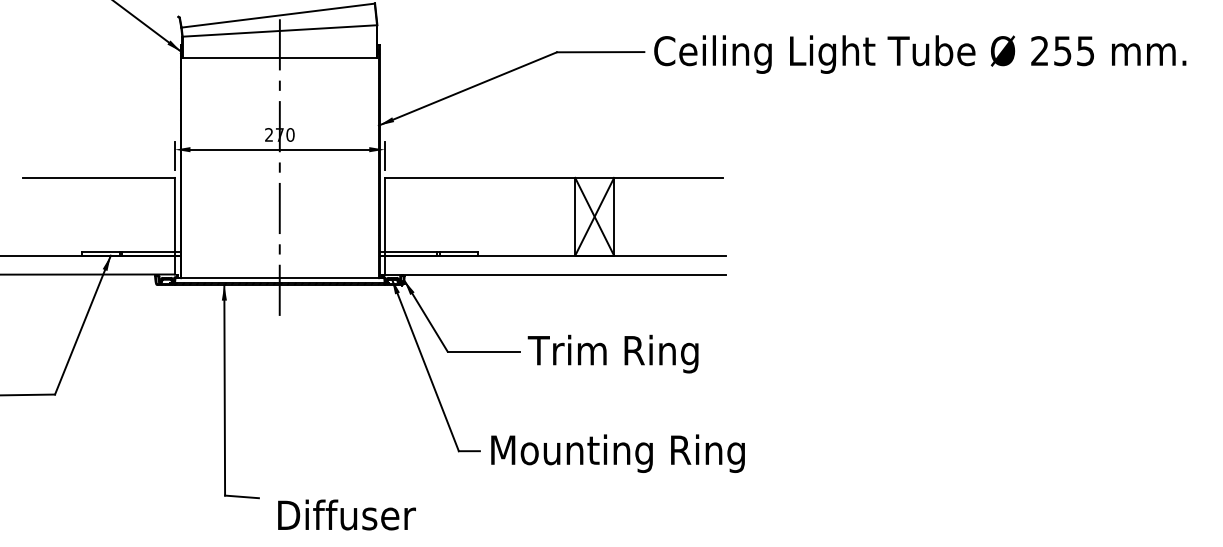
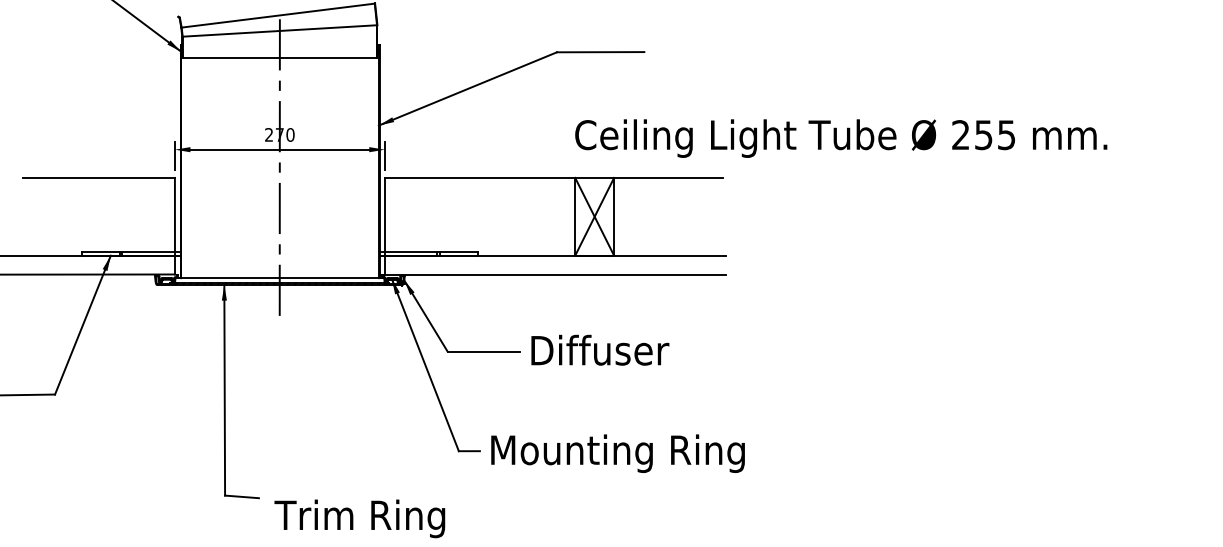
text position: (920, 54) -> (841, 138) (841, 138)
text: Trim Ring -> Diffuser (612, 353)
text: Diffuser -> Trim Ring (359, 518)
